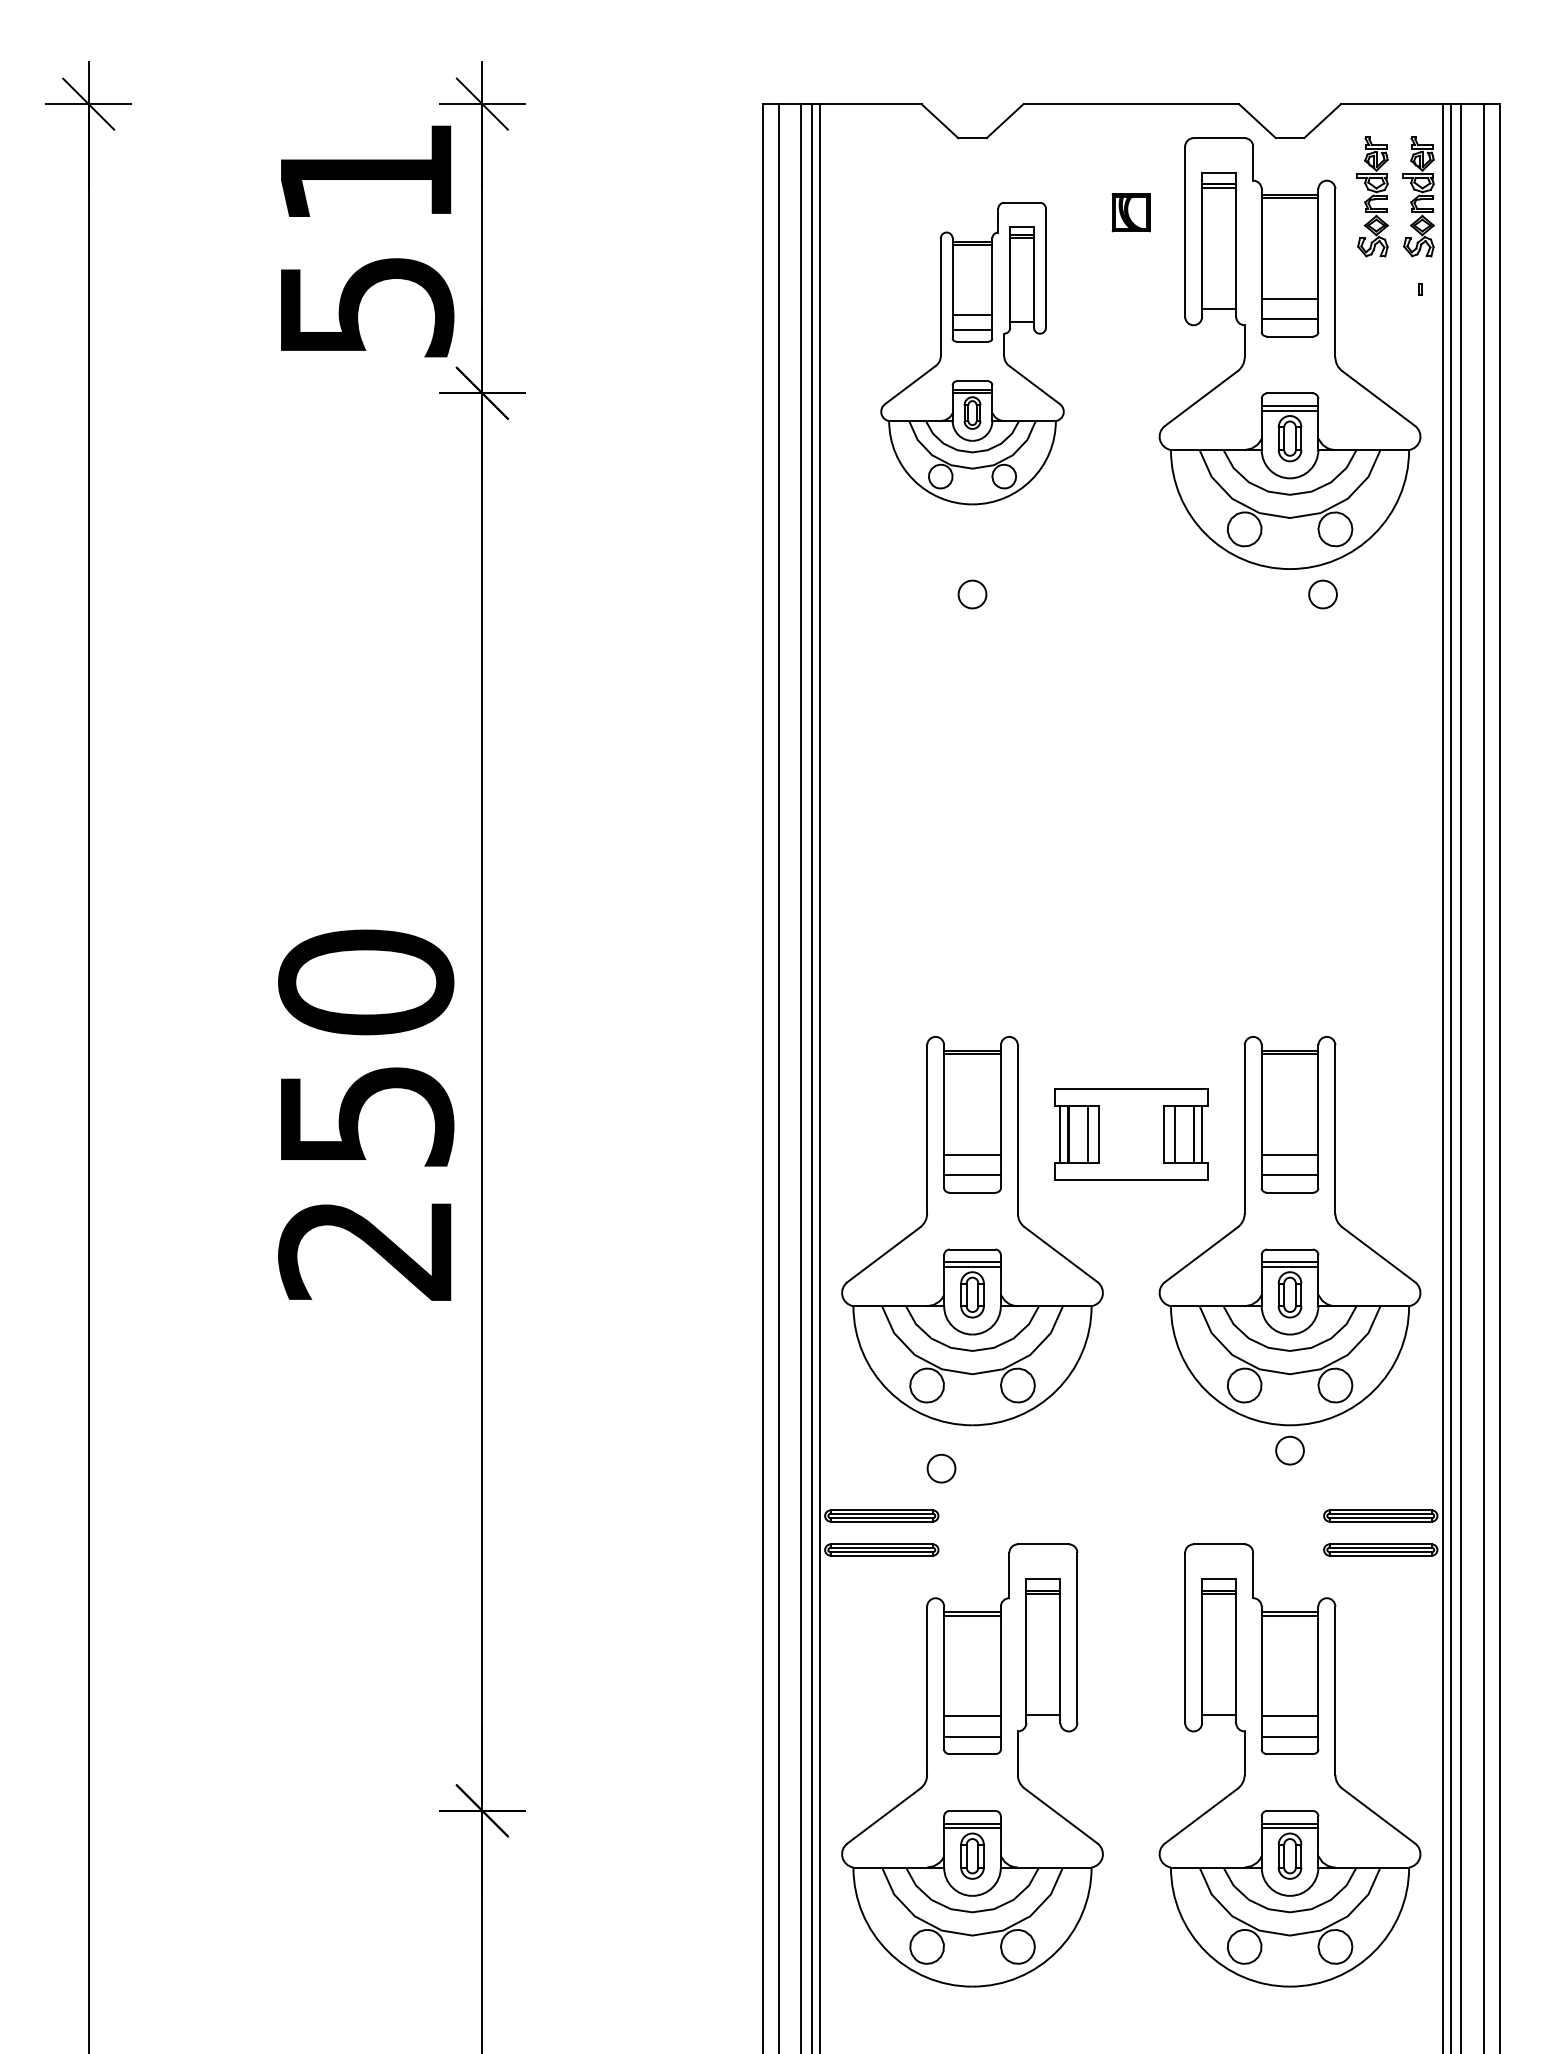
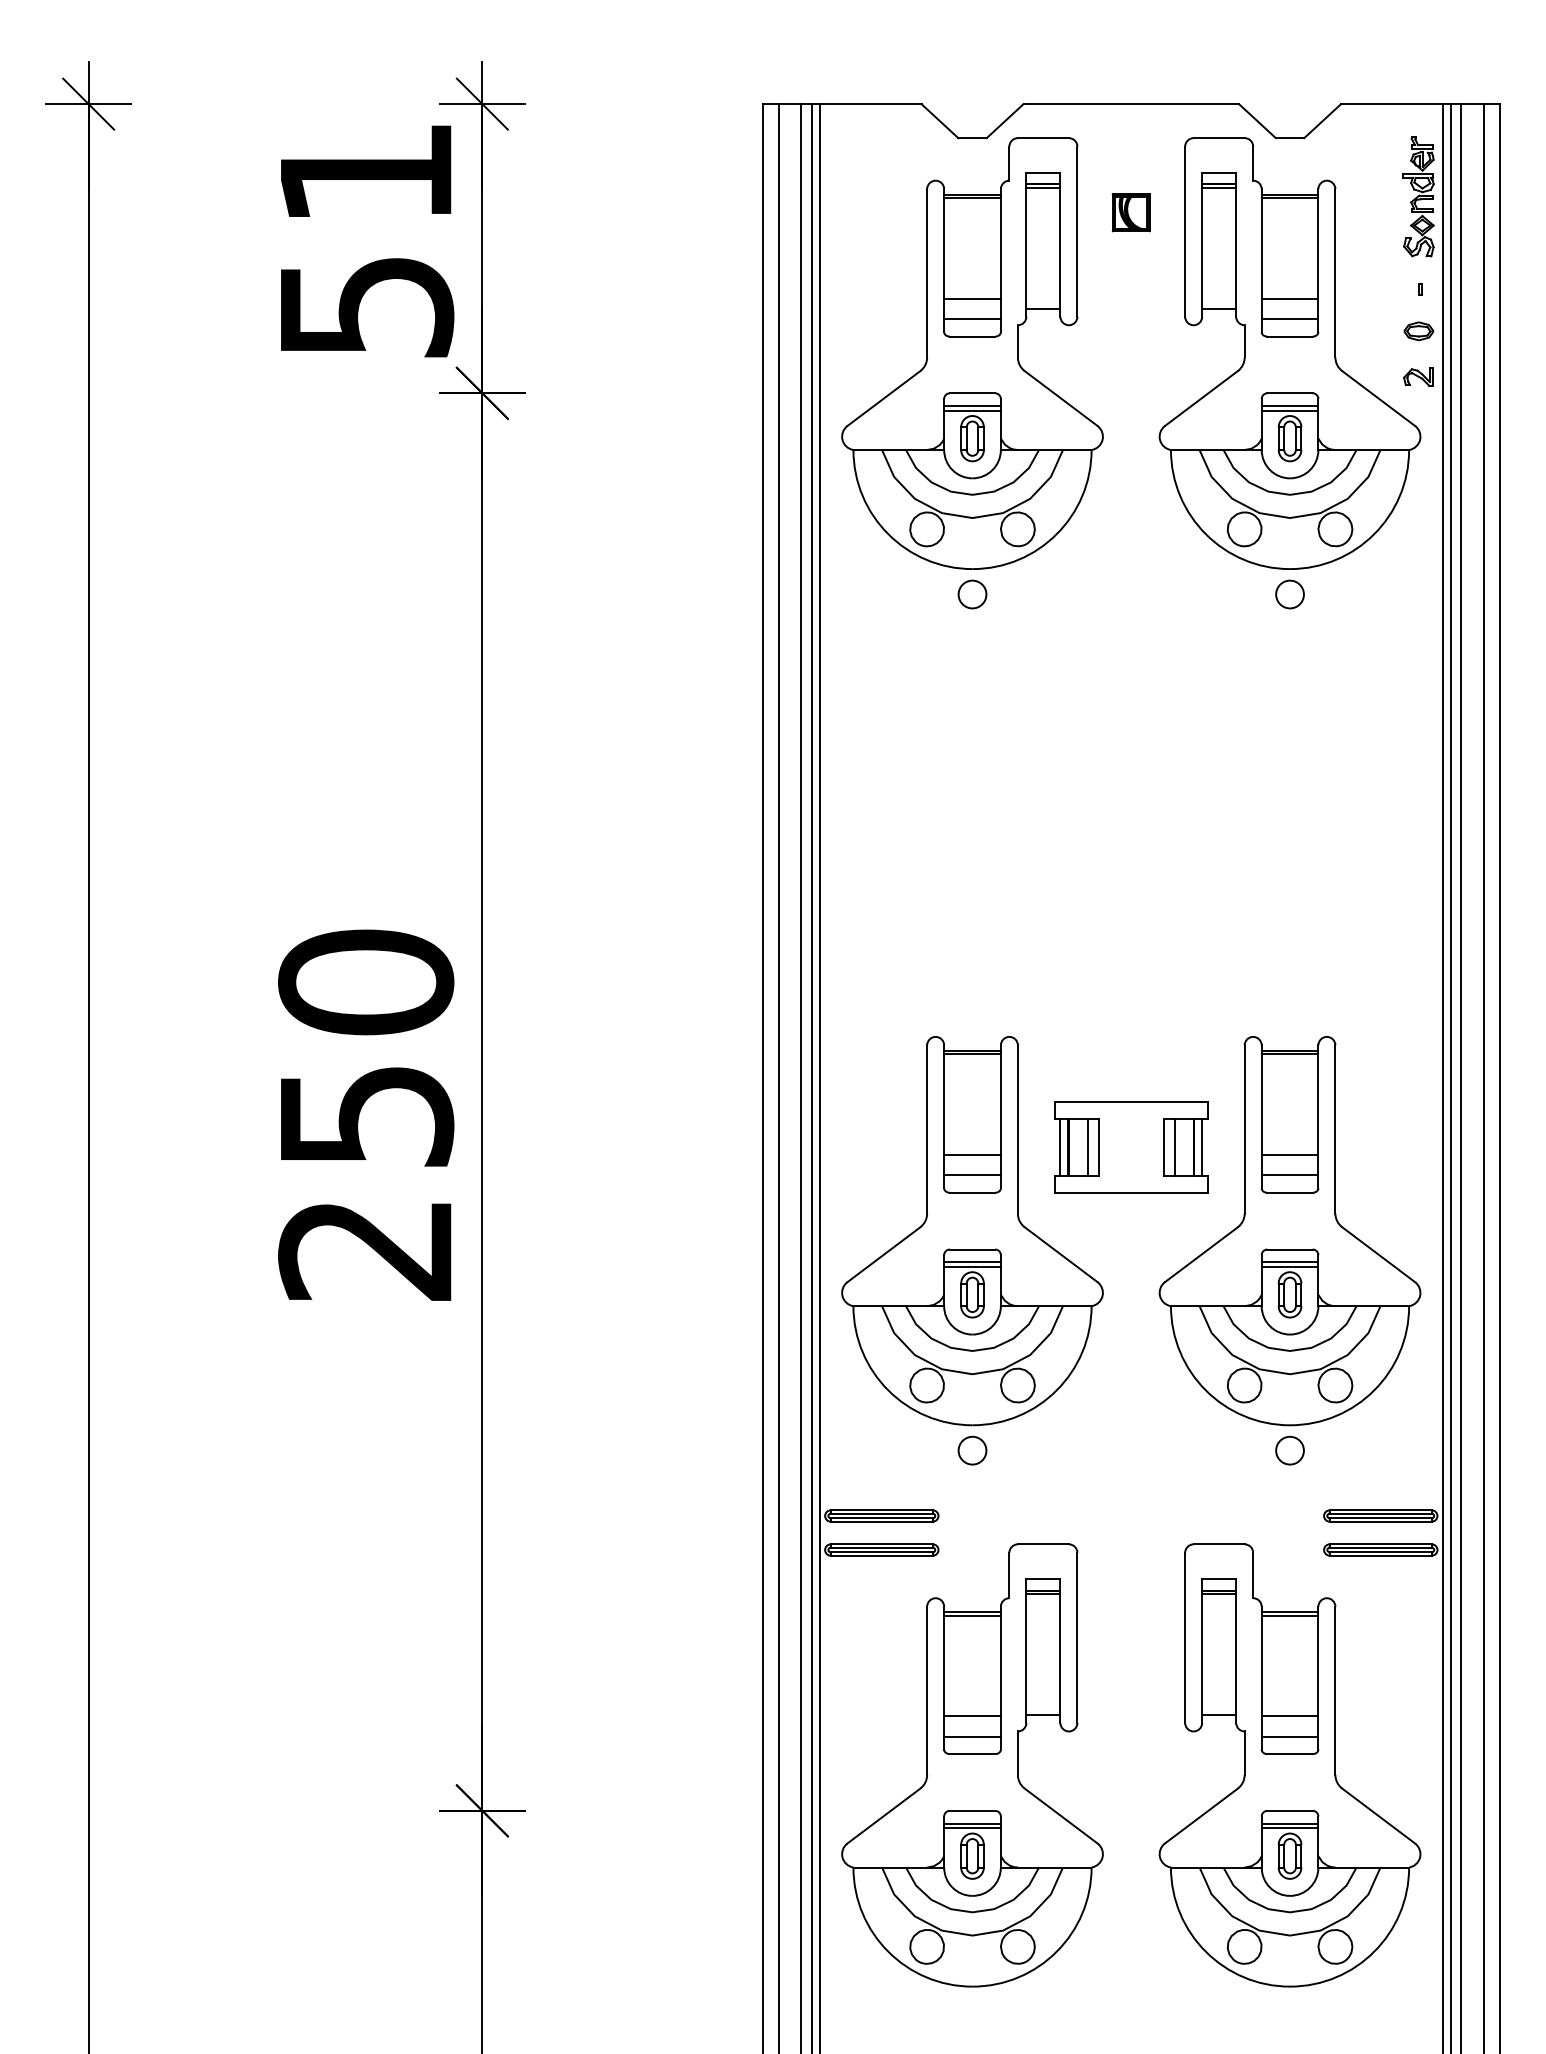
part: present -> none (1372, 196)
part: none -> present (1418, 331)
part size: 185x305 px -> 263x433 px (972, 353)
part: none -> present (1418, 376)
circle position: (1322, 594) -> (1289, 594) (1289, 594)
part position: (1131, 1134) -> (1131, 1147) (1131, 1147)
circle position: (941, 1468) -> (972, 1450) (972, 1450)
